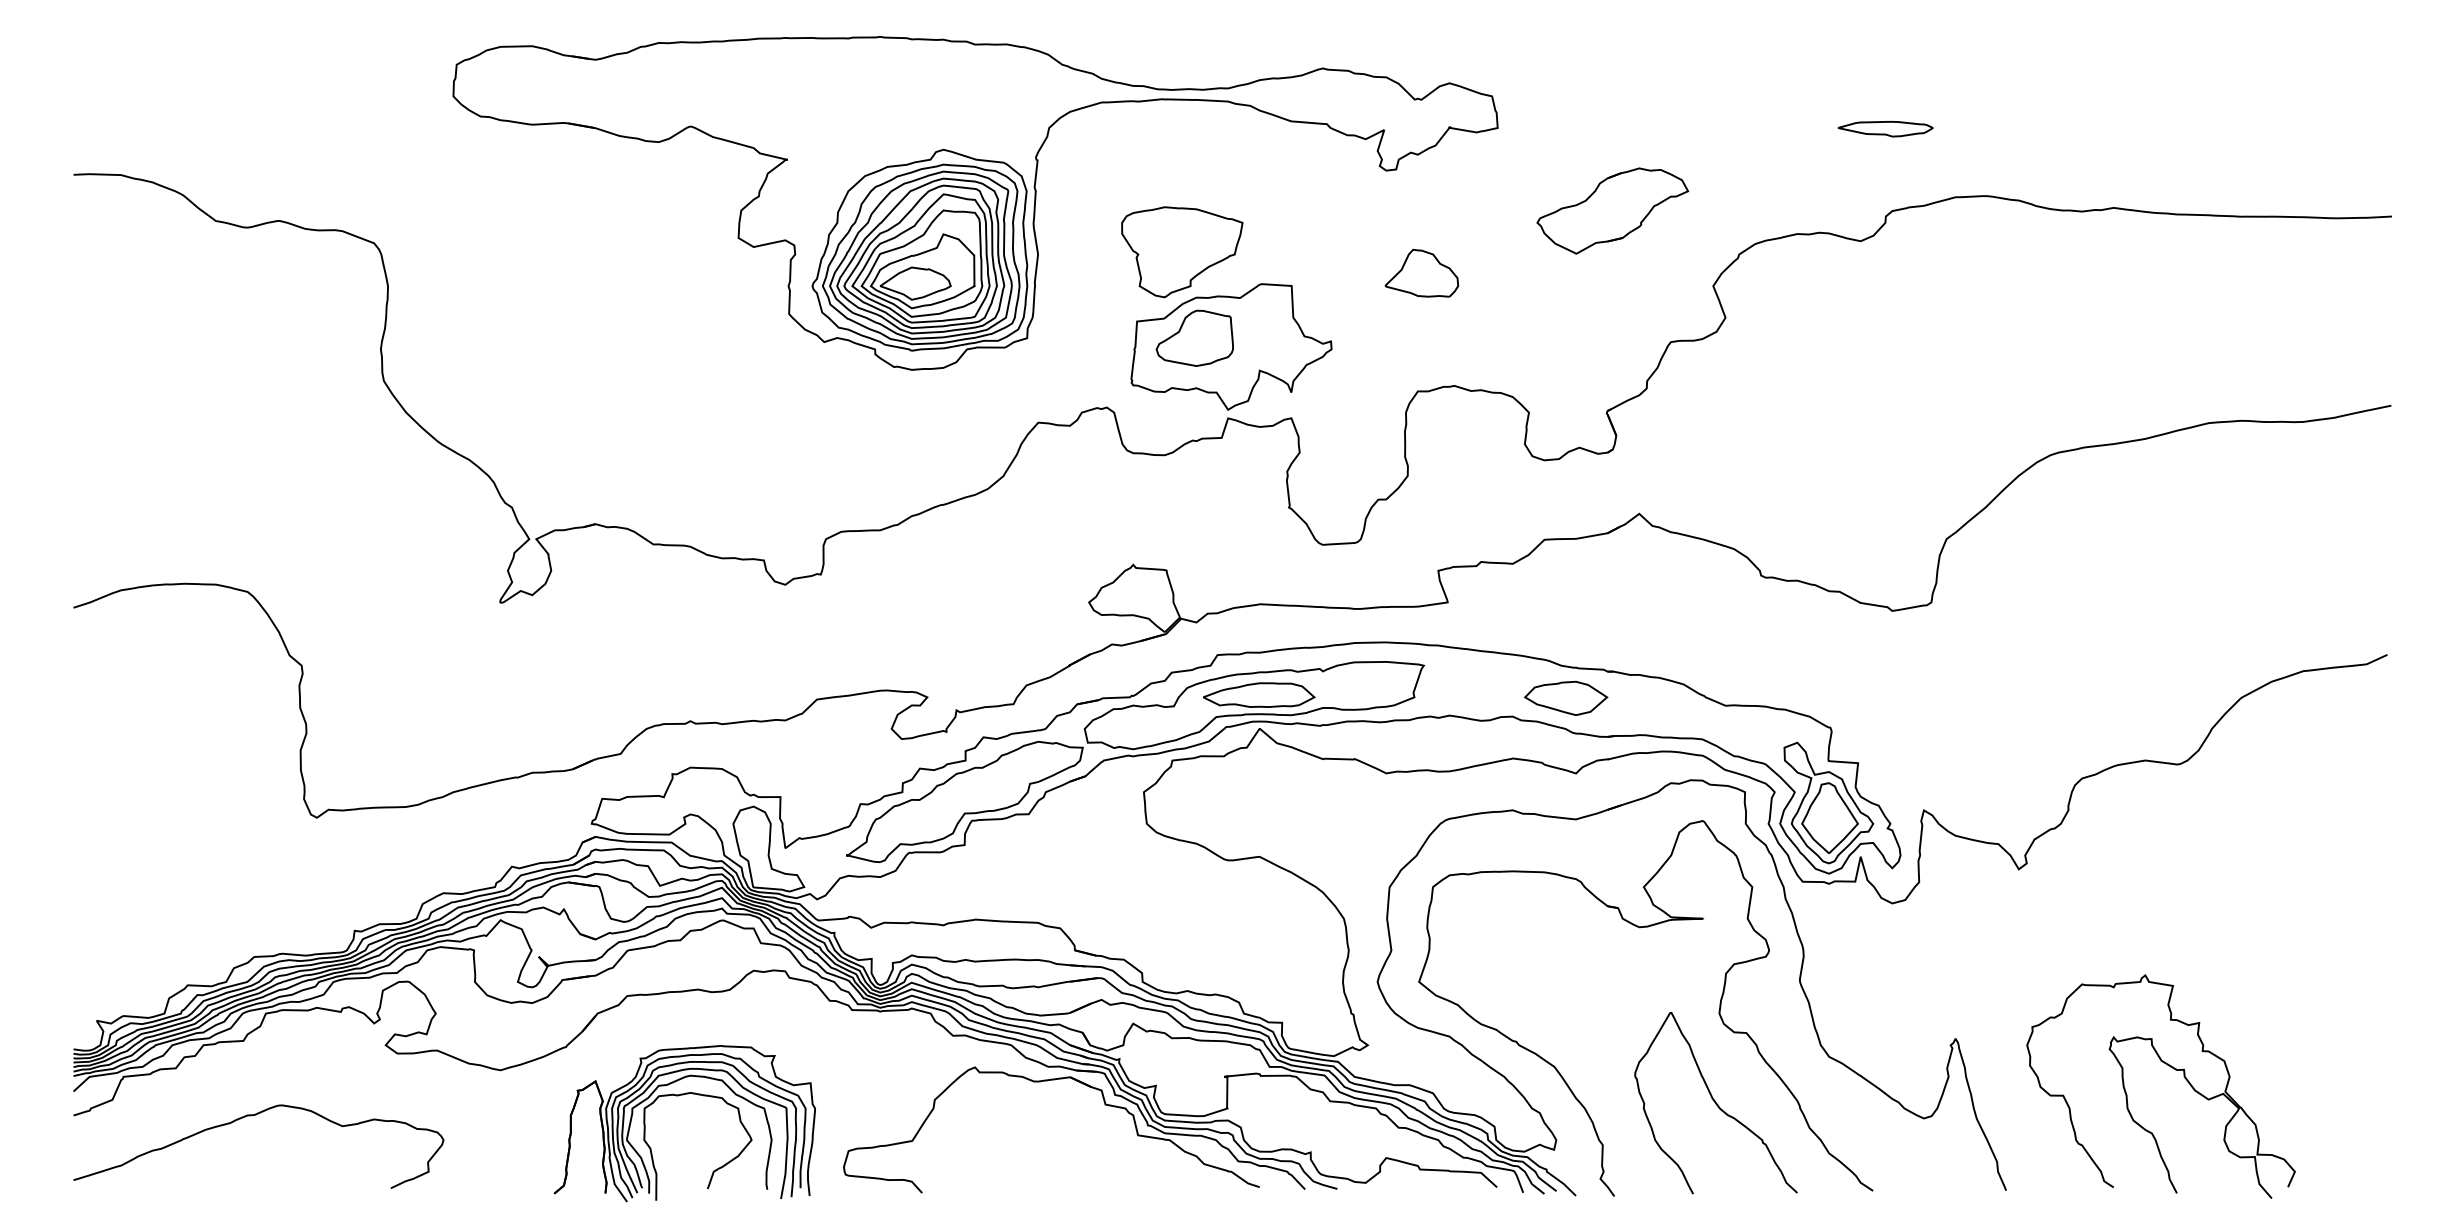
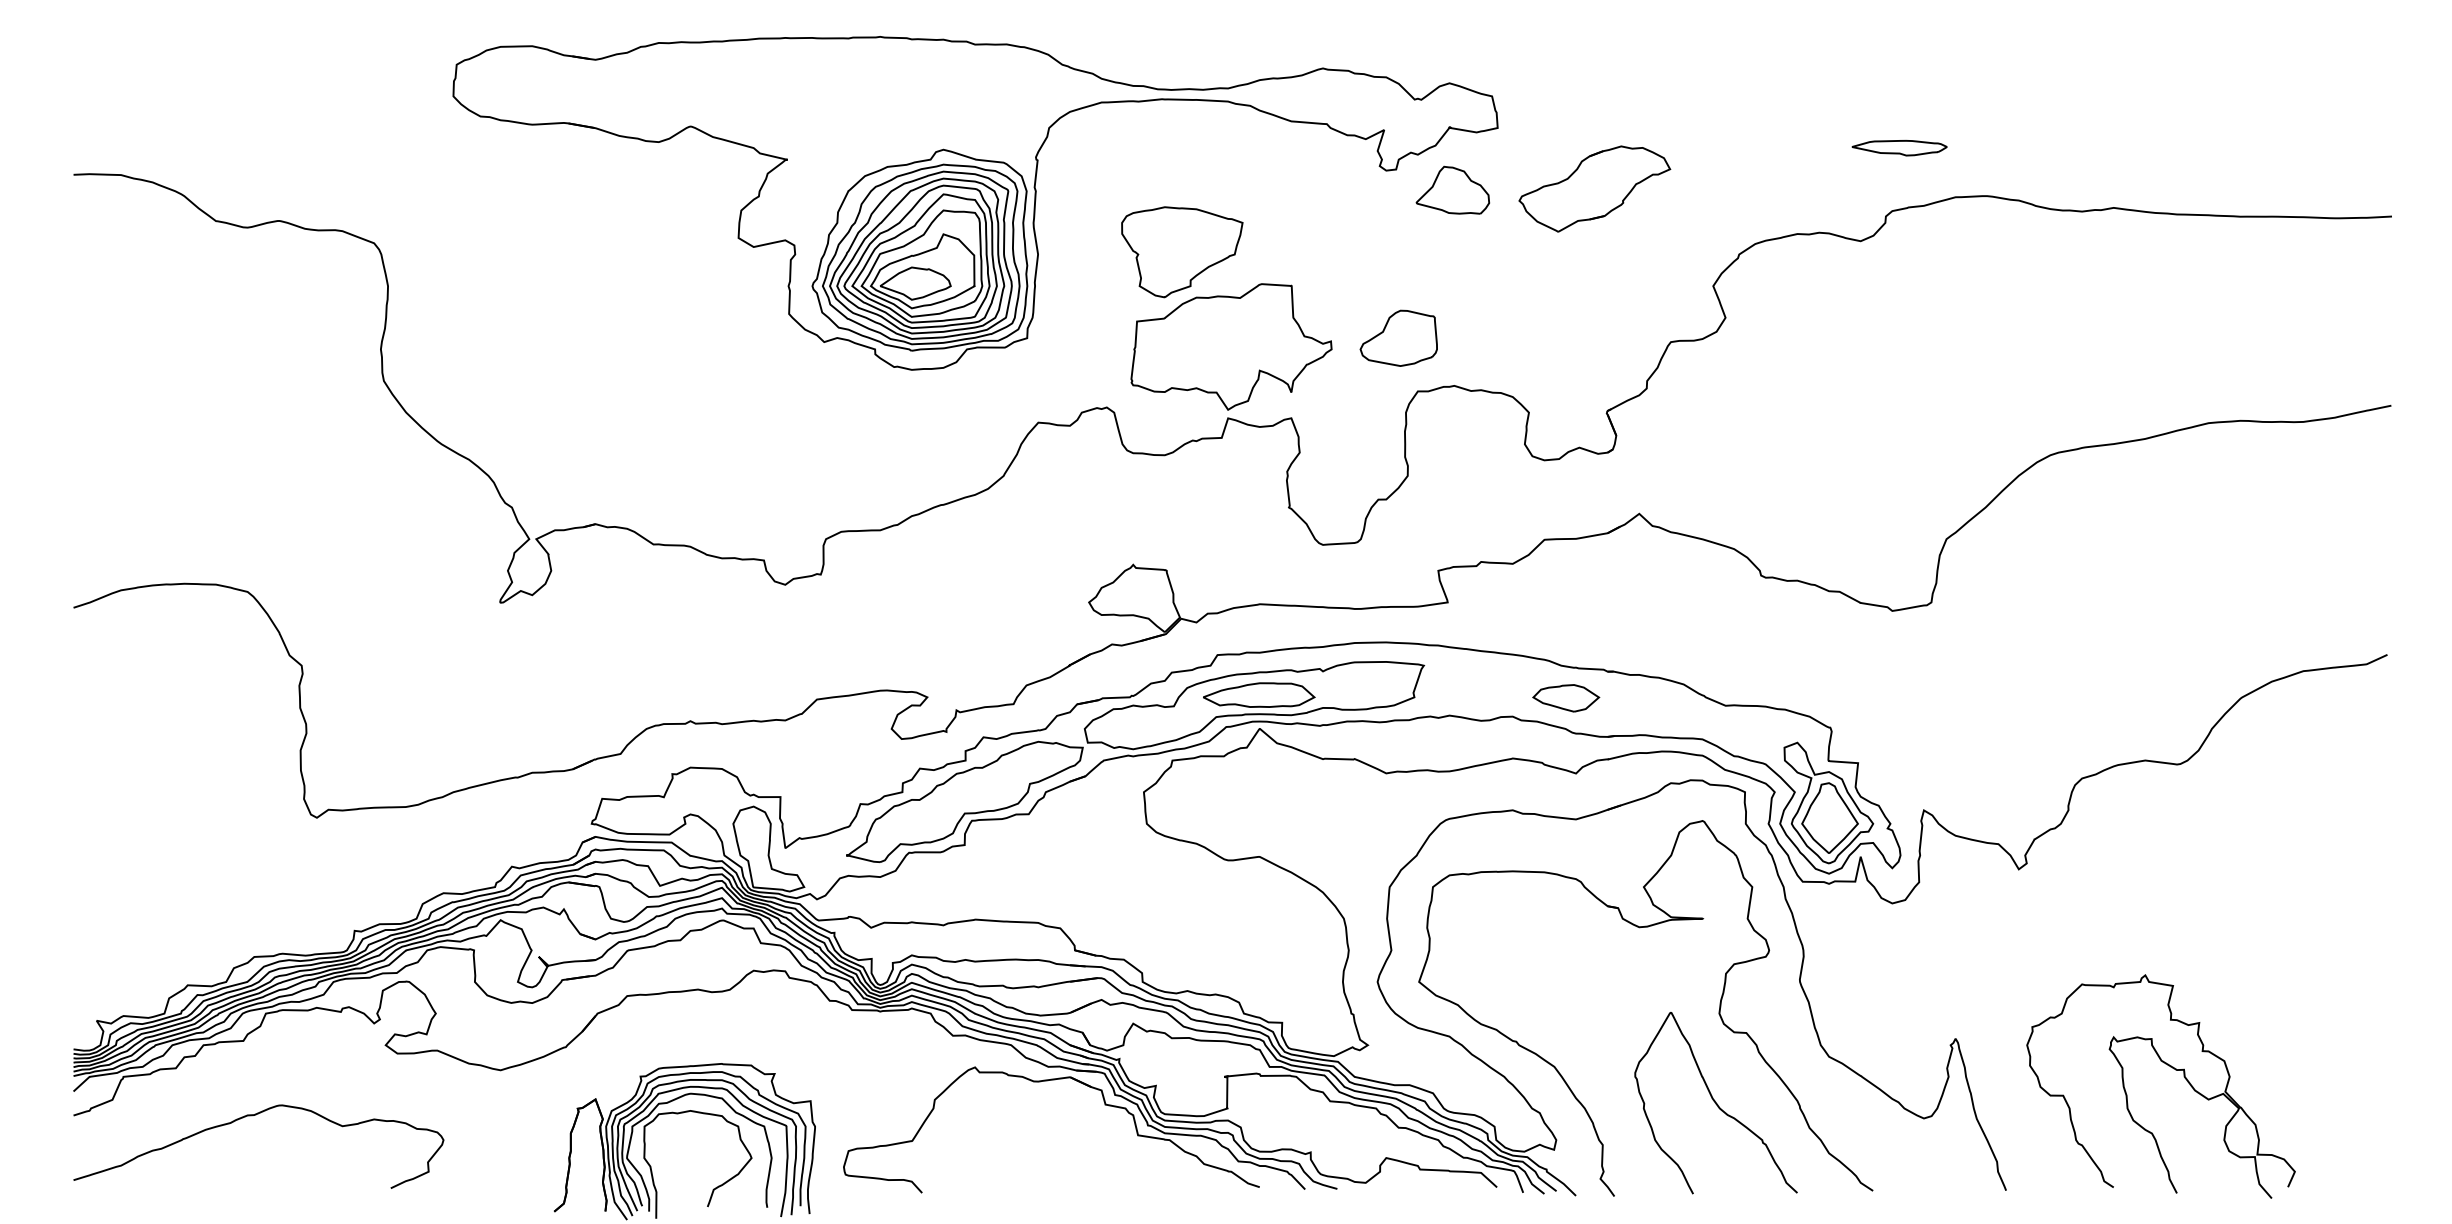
part position: (1885, 129) -> (1899, 148) (1899, 148)
part position: (1612, 210) -> (1594, 188) (1594, 188)
part position: (1421, 272) -> (1452, 189) (1452, 189)
part position: (1194, 337) -> (1398, 337) (1398, 337)
part size: 85x36 px -> 69x29 px (1566, 698)
part position: (678, 1096) -> (678, 1114) (678, 1114)
